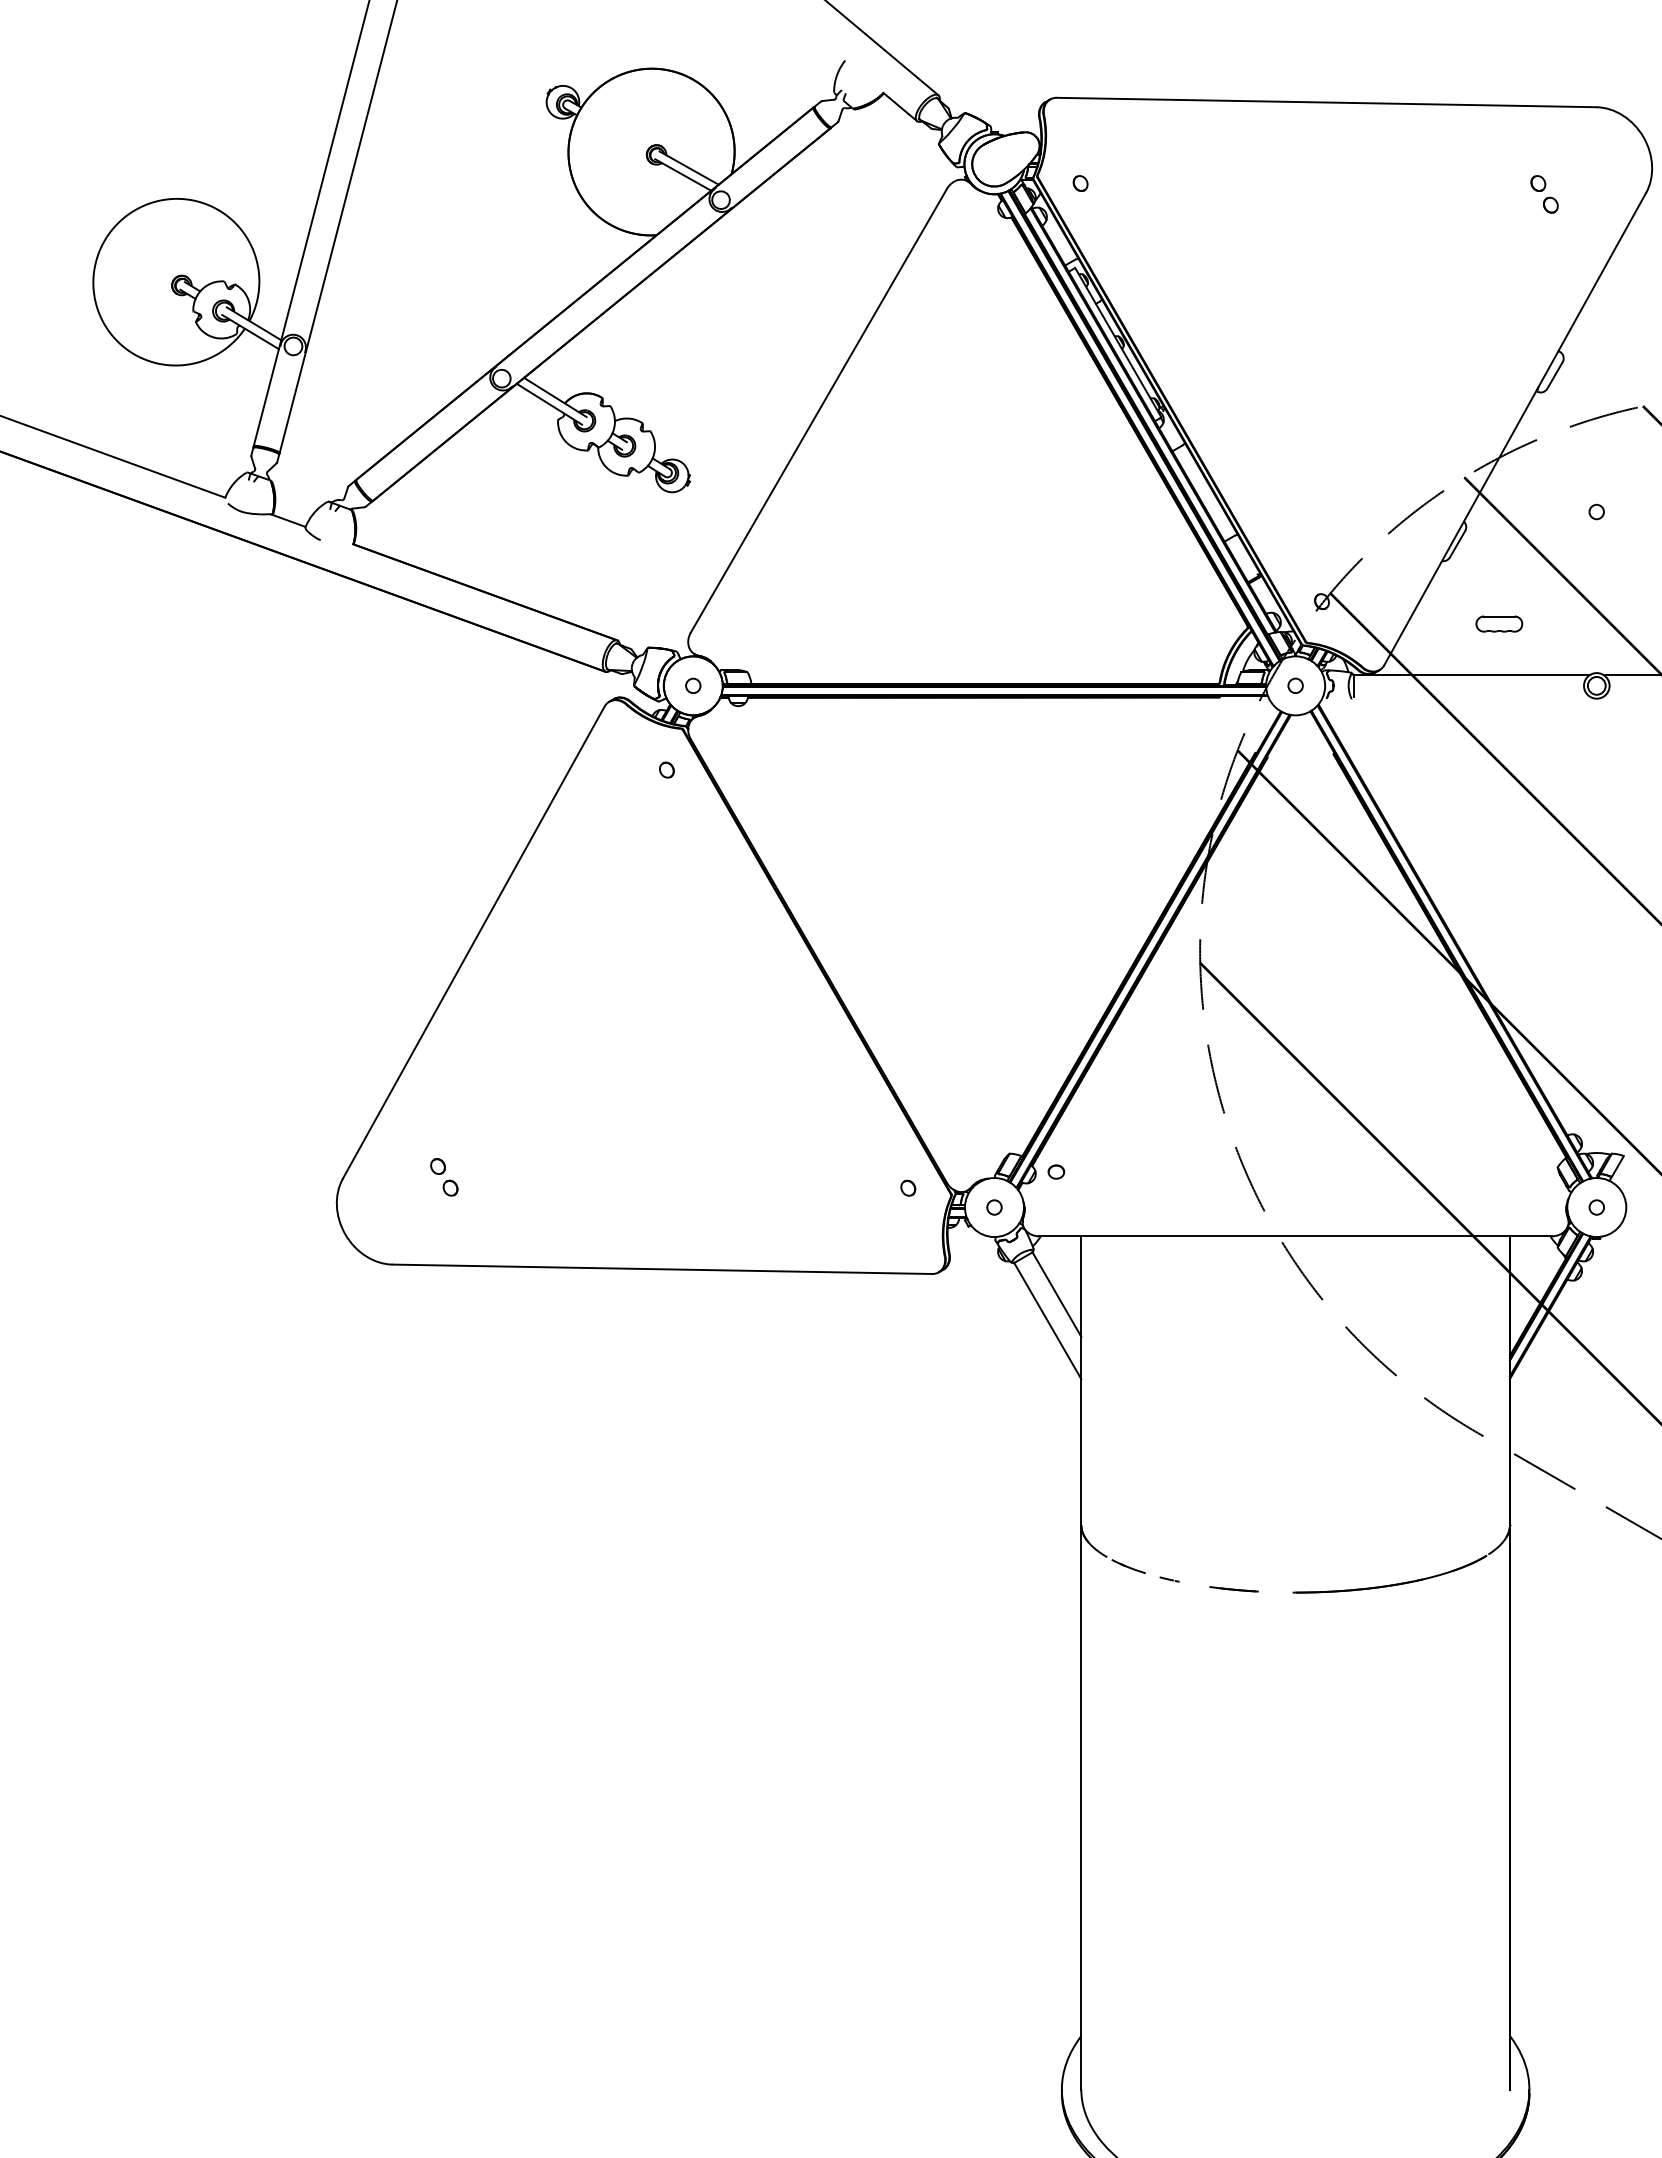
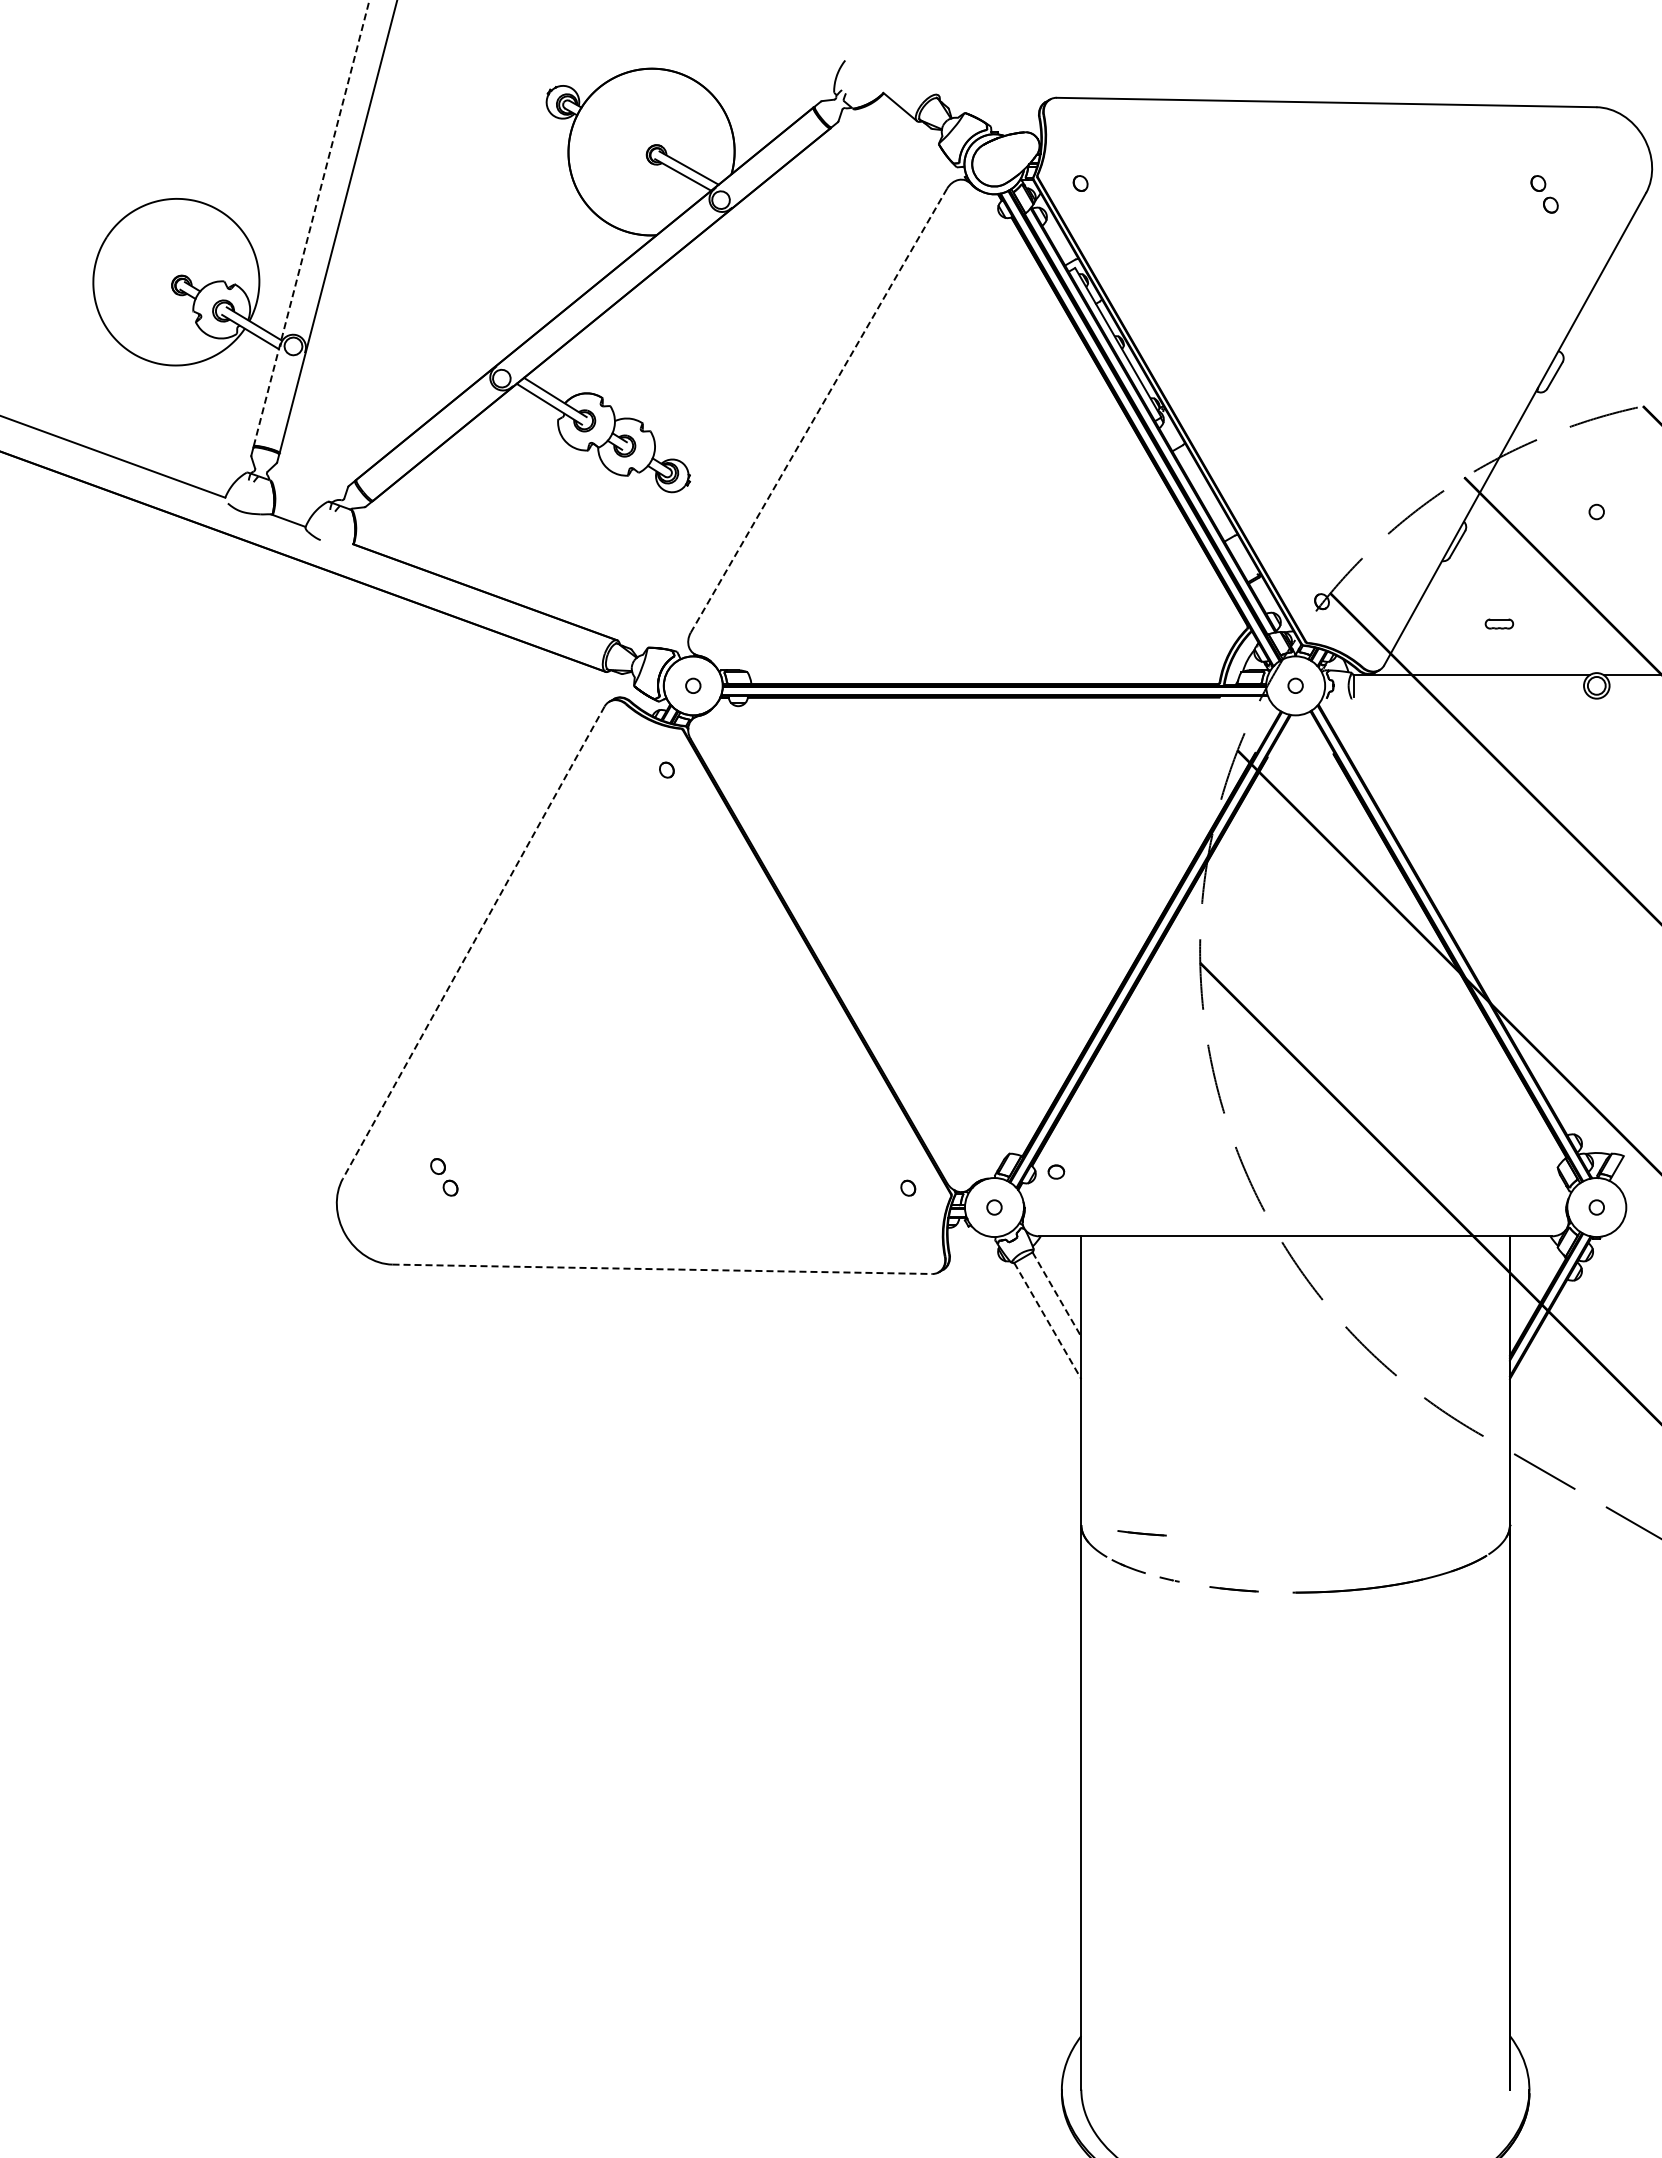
line: present -> none (882, 48)
line: solid -> dashed (311, 222)
line: solid -> dashed (818, 411)
part size: 49x18 px -> 31x12 px (1499, 623)
line: solid -> dashed (473, 942)
line: solid -> dashed (662, 1269)
line: solid -> dashed (1056, 1294)
line: solid -> dashed (1048, 1321)
line: none -> present (1141, 1533)
